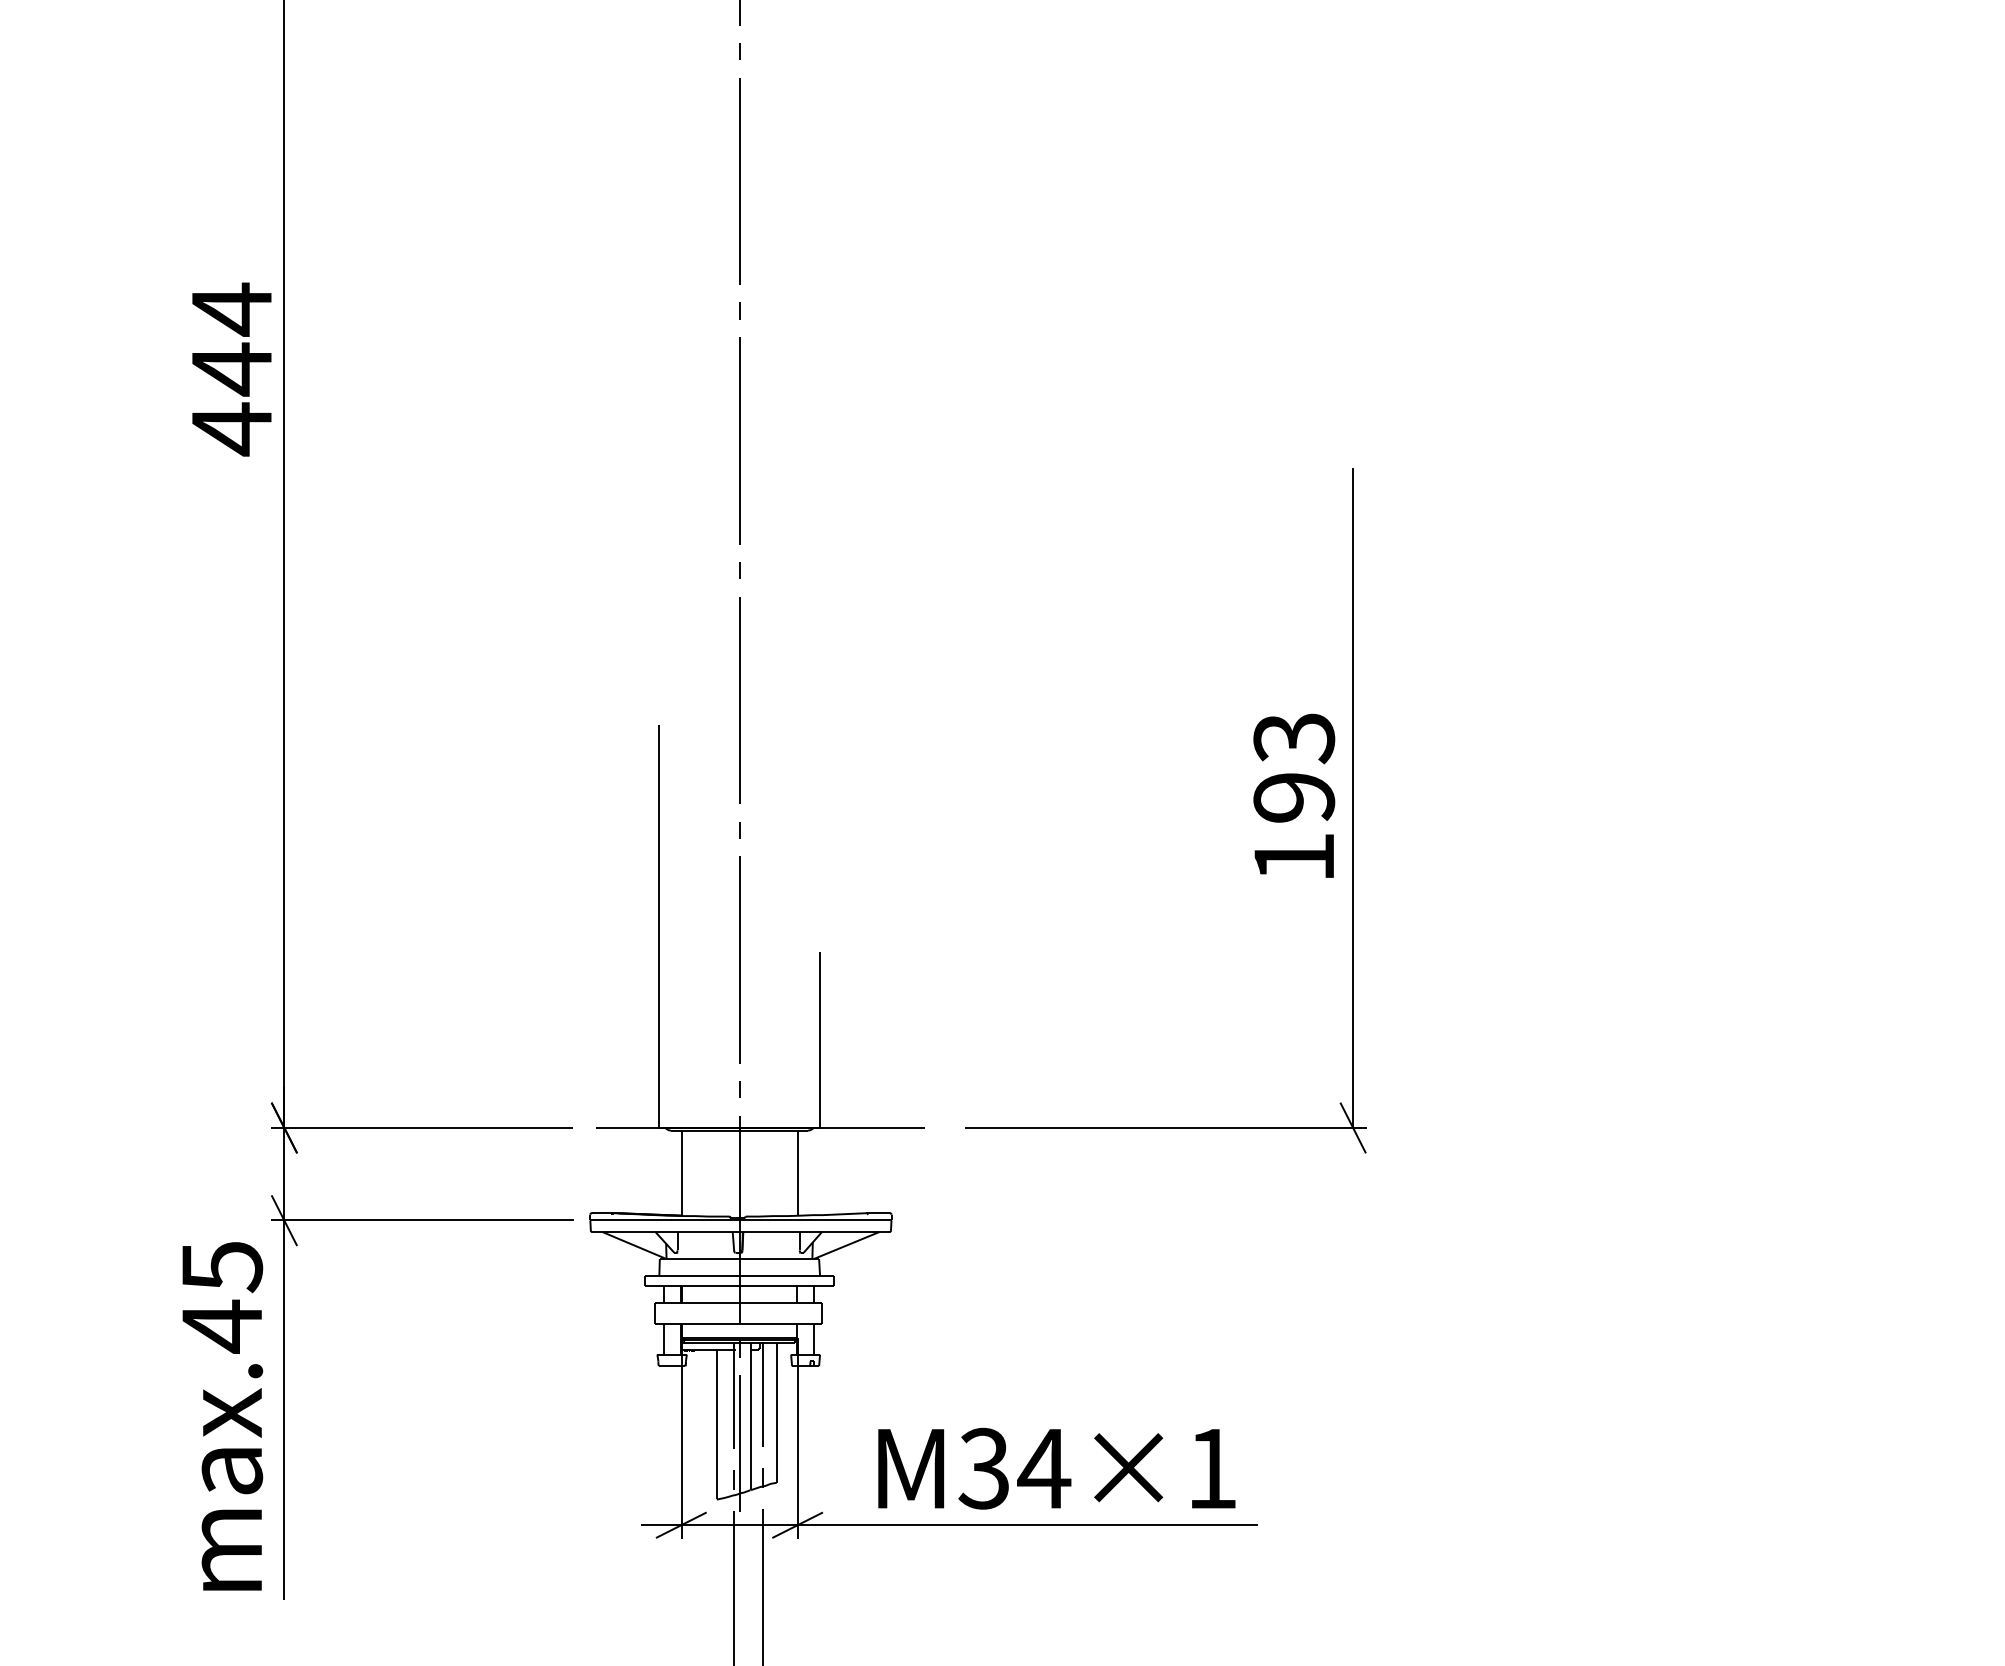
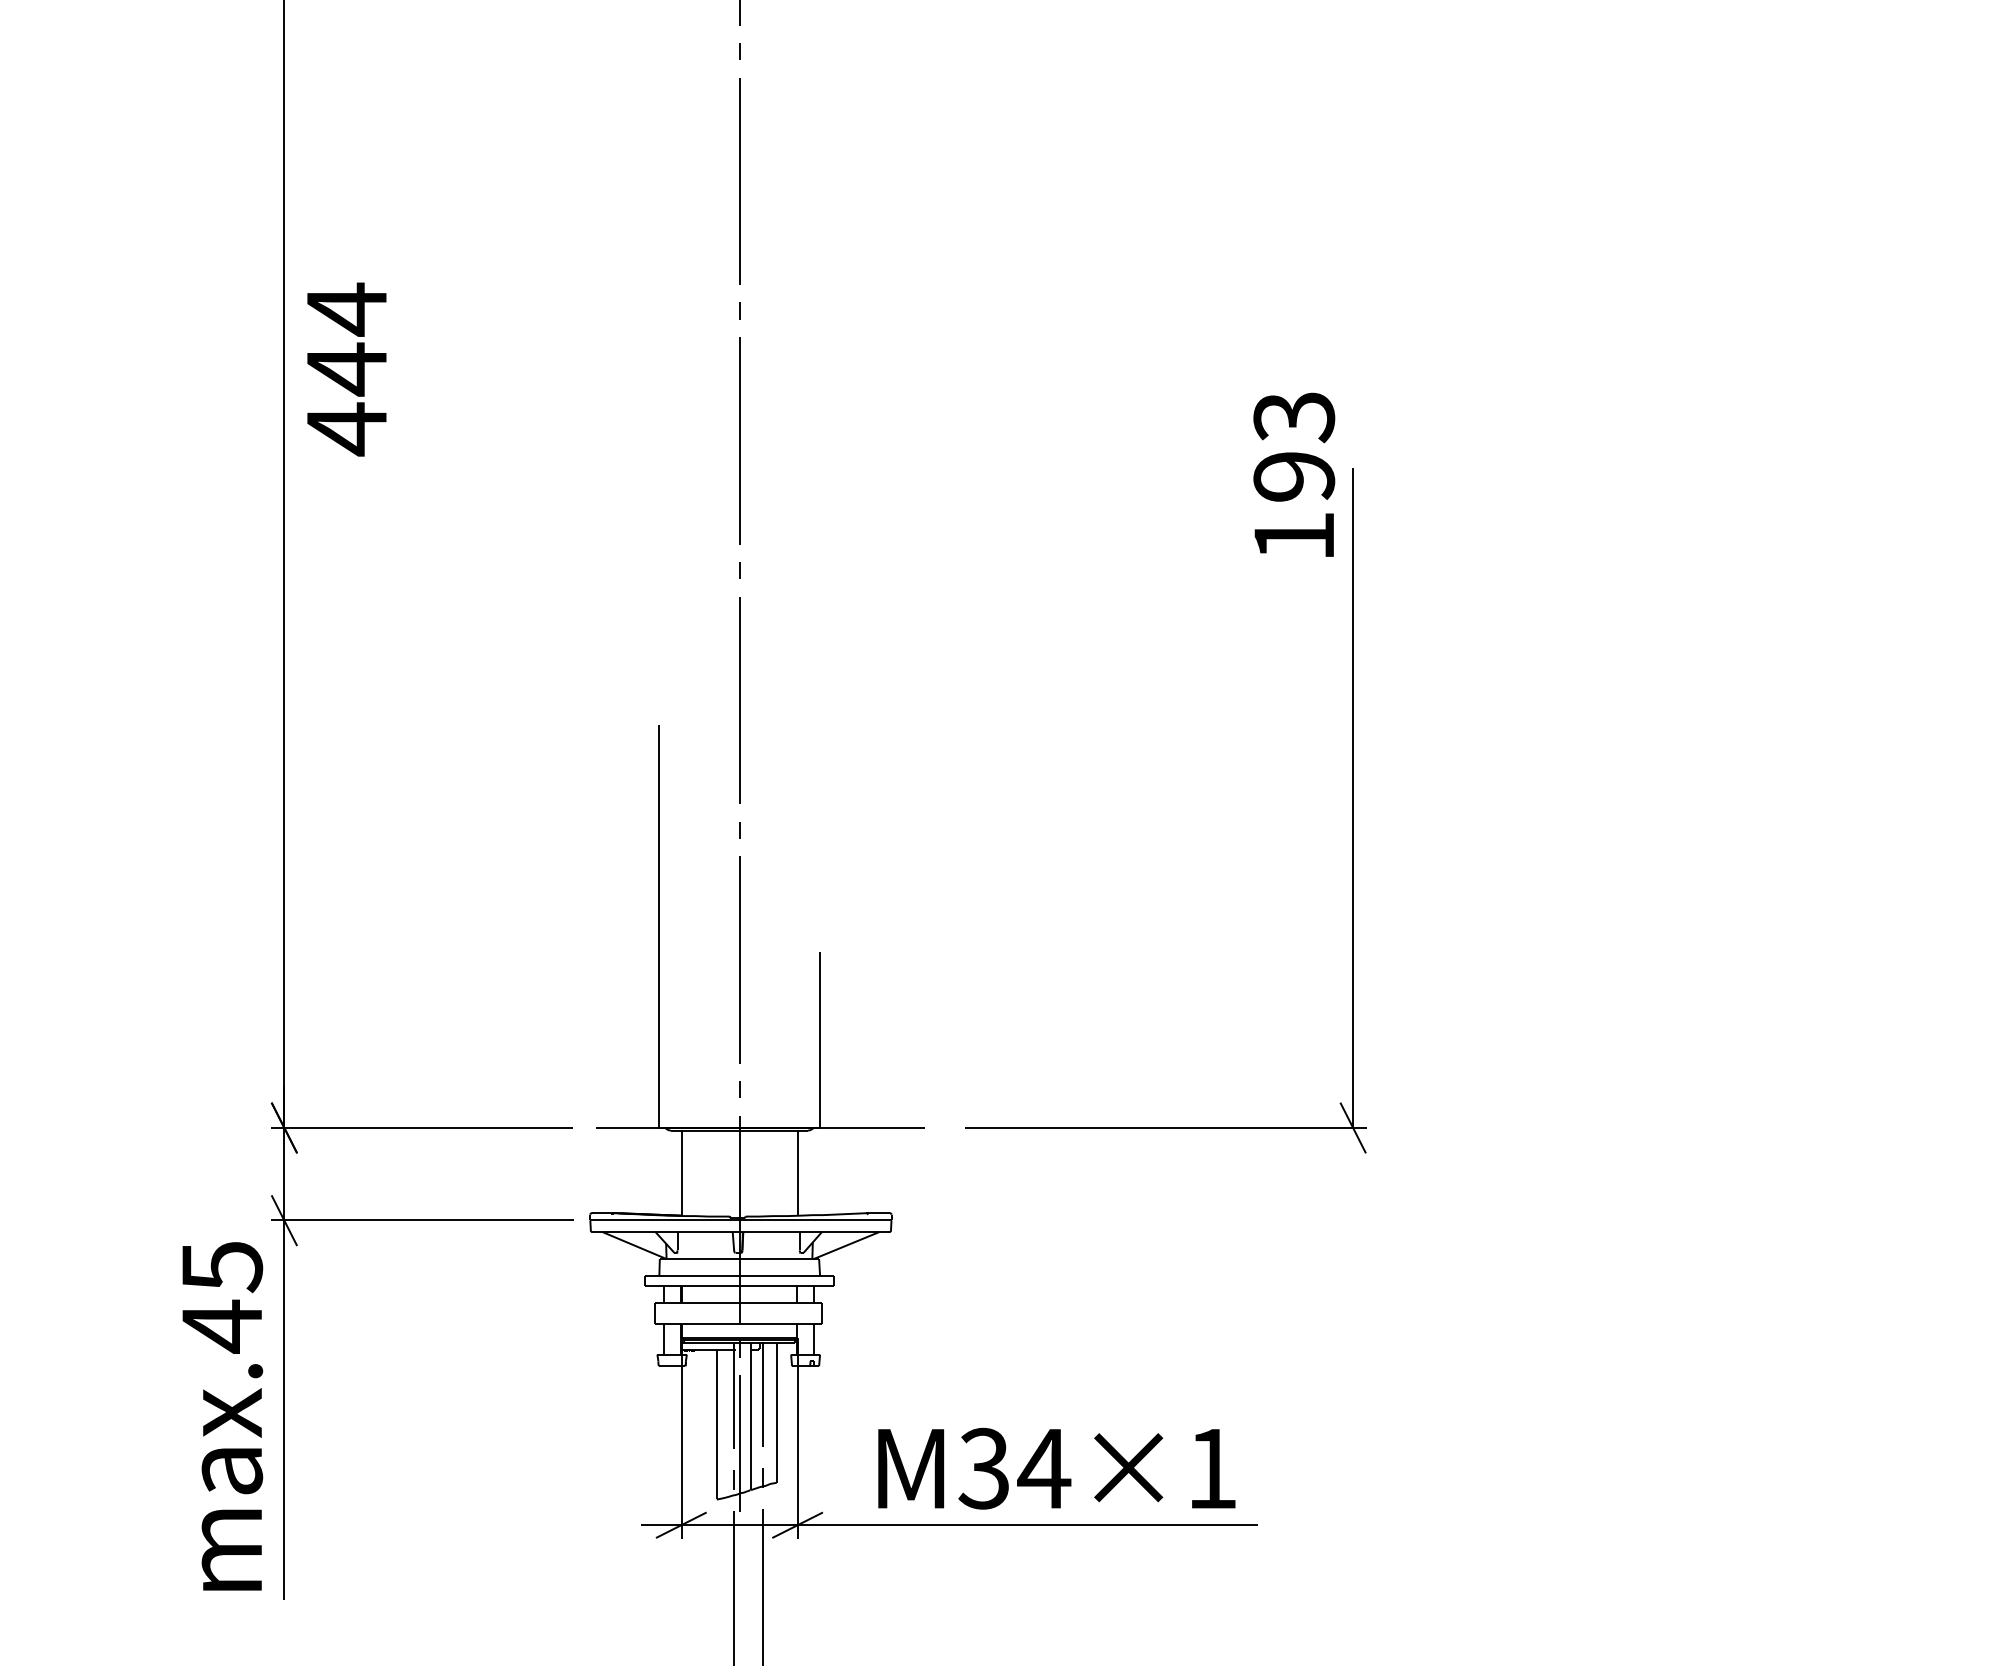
text position: (231, 369) -> (346, 369) (346, 369)
text position: (1294, 795) -> (1294, 474) (1294, 474)
